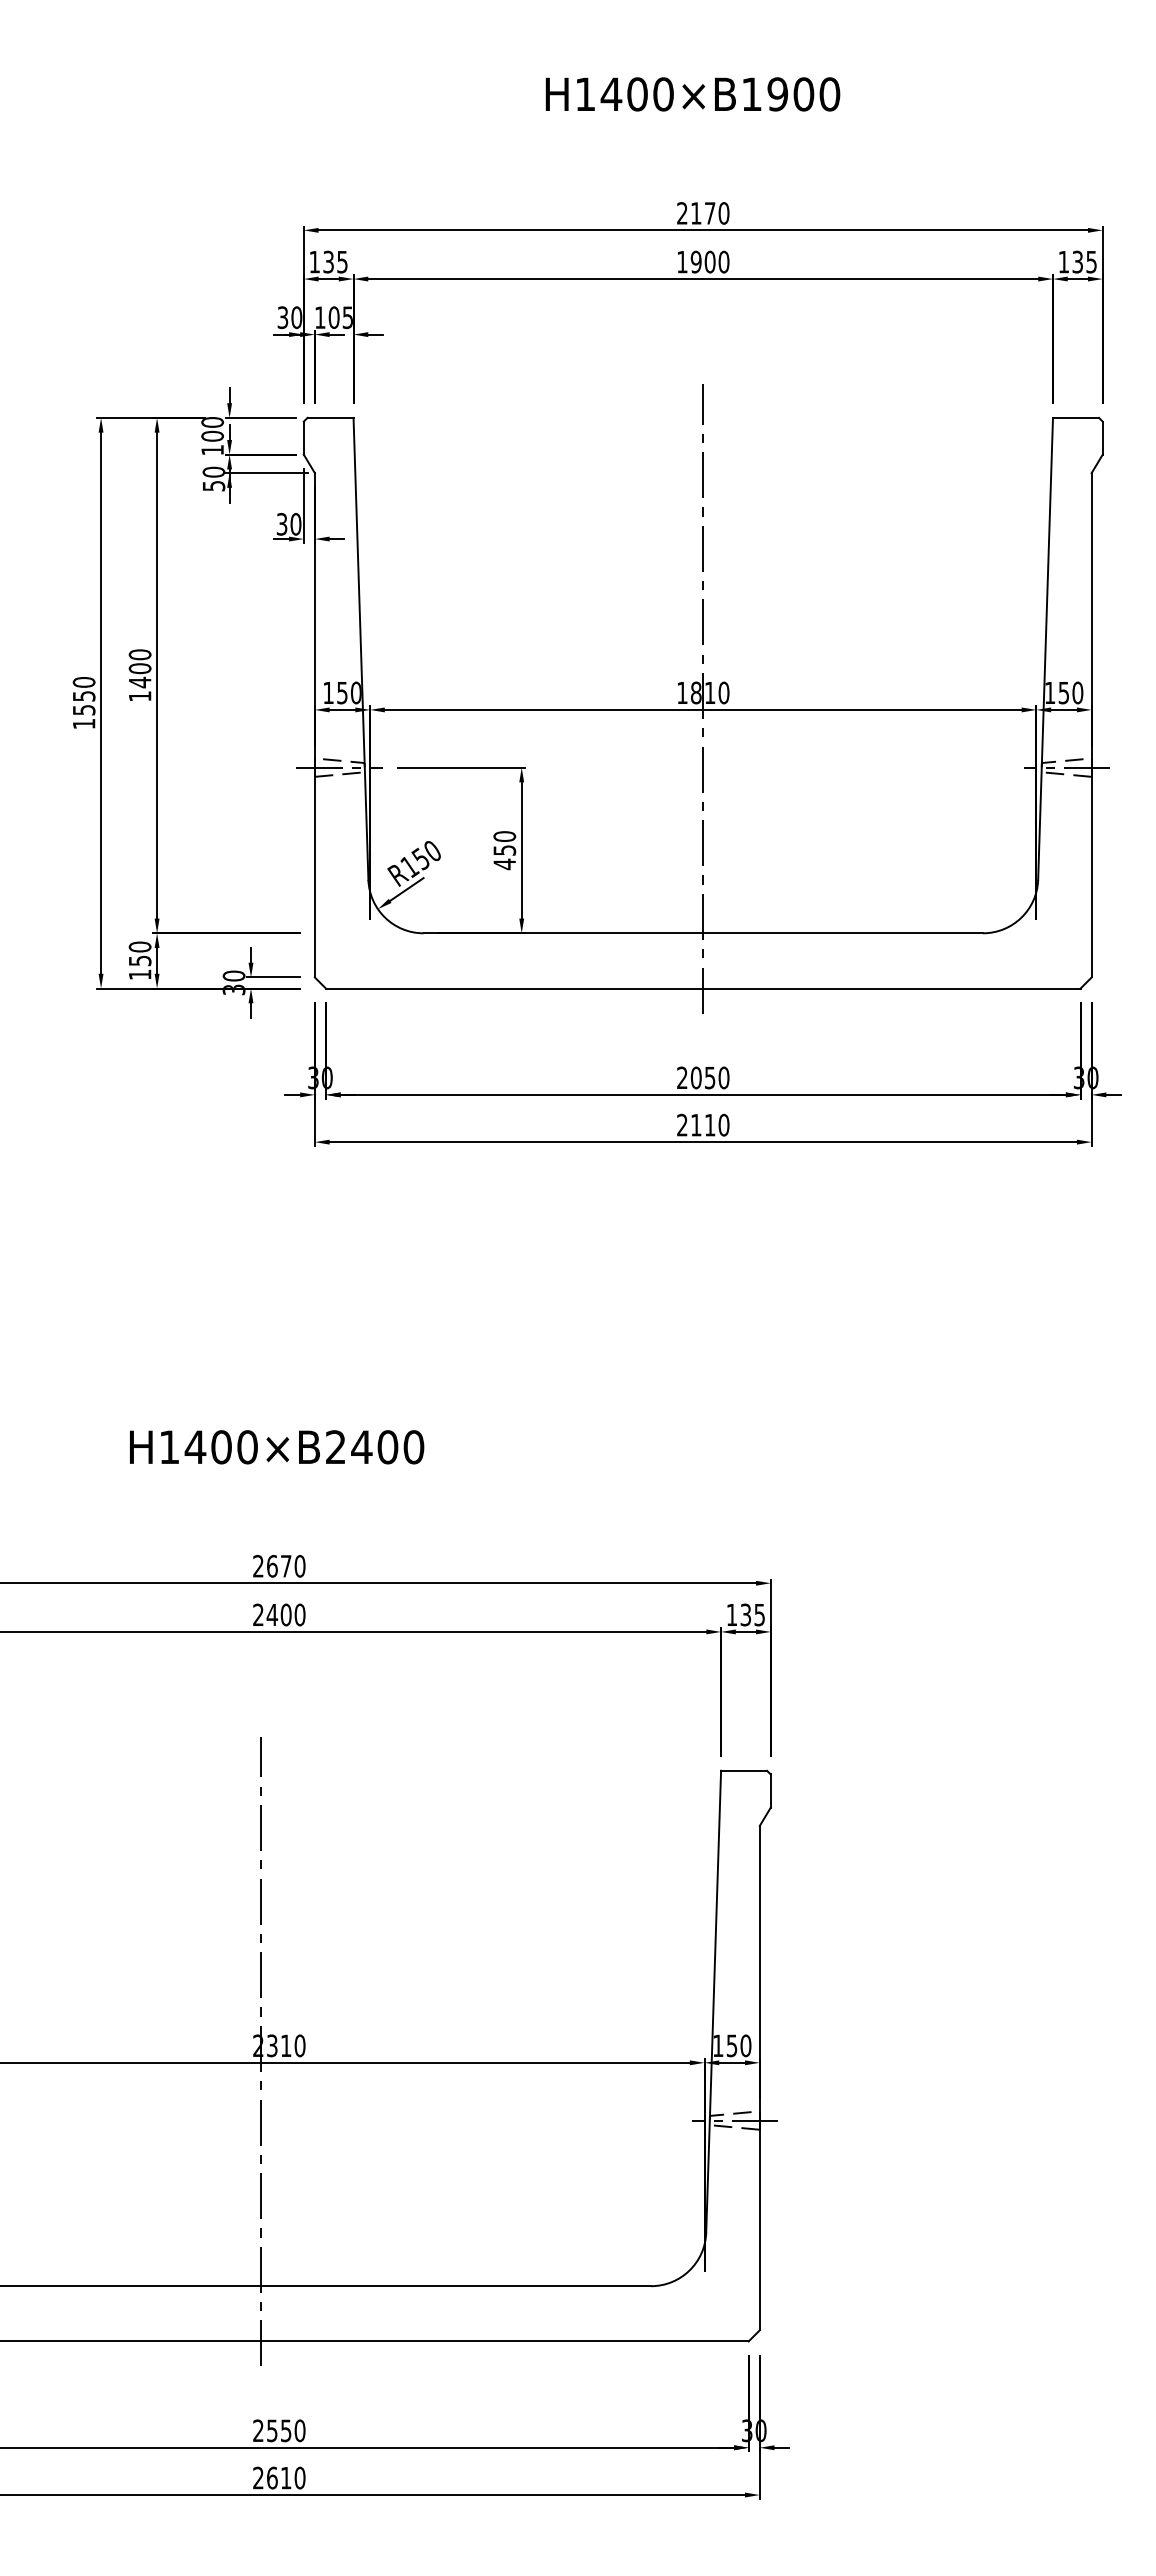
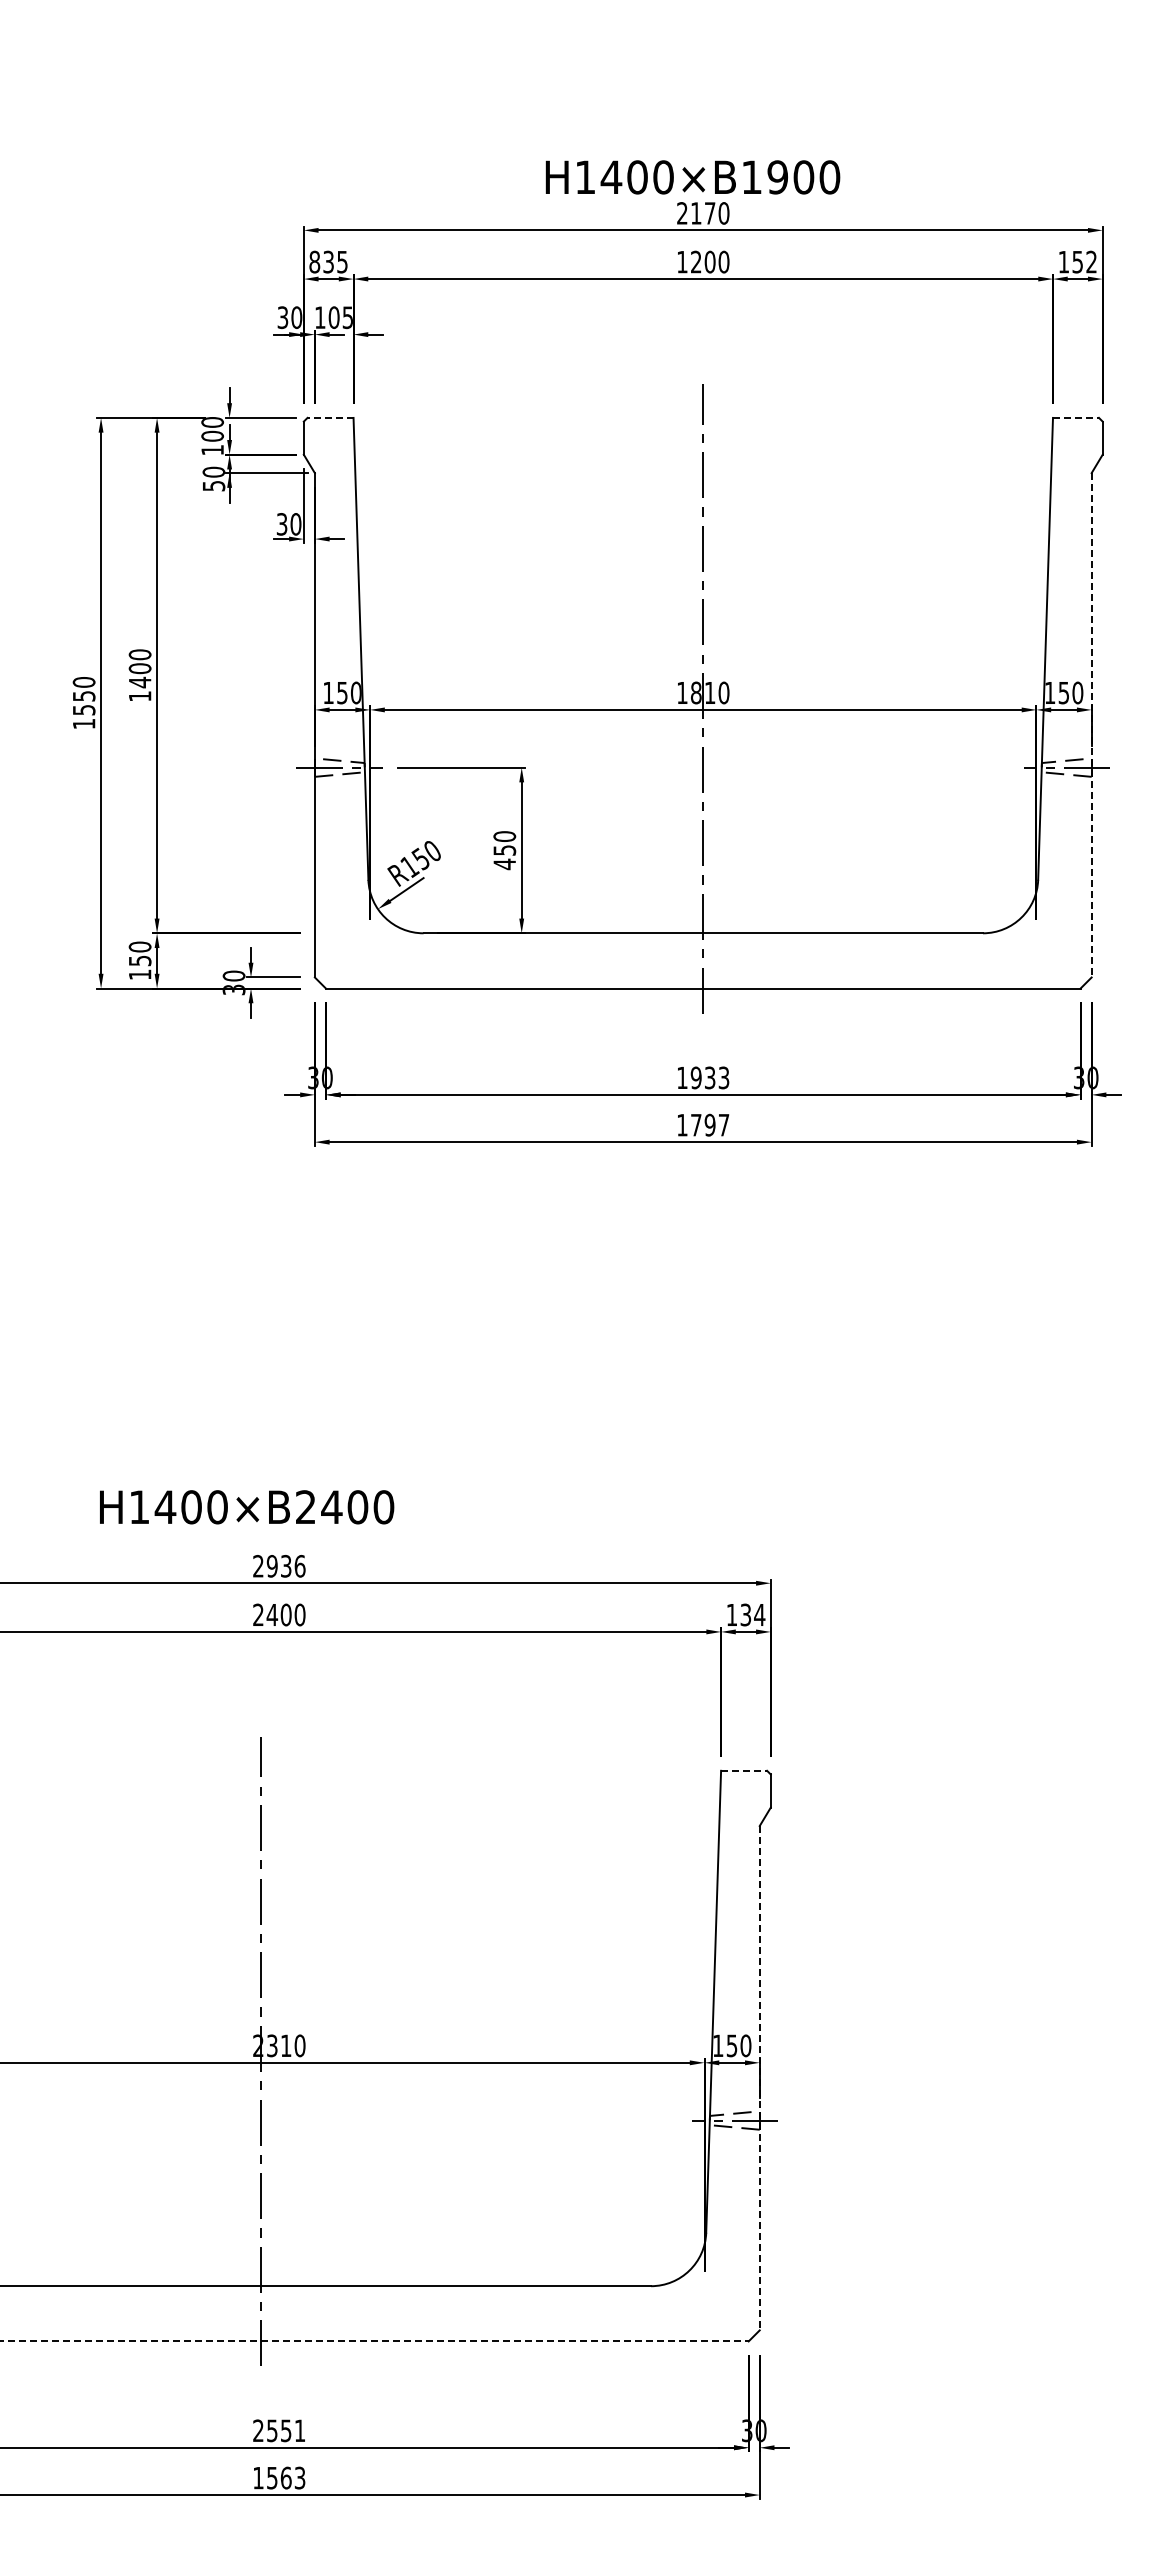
text position: (692, 94) -> (692, 177) (692, 177)
text: 135 -> 835 (314, 261)
text: 1900 -> 1200 (695, 261)
text: 135 -> 152 (1084, 261)
line: solid -> dashed (330, 417)
line: solid -> dashed (1076, 417)
line: solid -> dashed (1091, 725)
text: 2050 -> 1933 (703, 1077)
text: 2110 -> 1797 (703, 1124)
text position: (277, 1447) -> (247, 1507) (247, 1507)
text: 2670 -> 2936 (285, 1565)
text: 135 -> 134 (759, 1615)
line: solid -> dashed (744, 1770)
line: solid -> dashed (759, 2078)
line: solid -> dashed (374, 2341)
text: 2550 -> 2551 (299, 2430)
text: 2610 -> 1563 (279, 2477)
